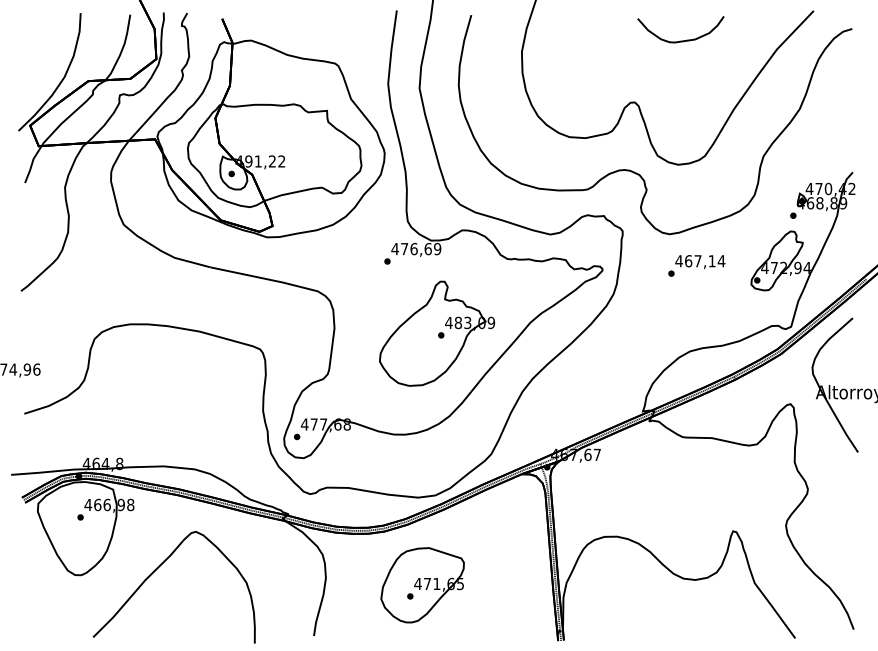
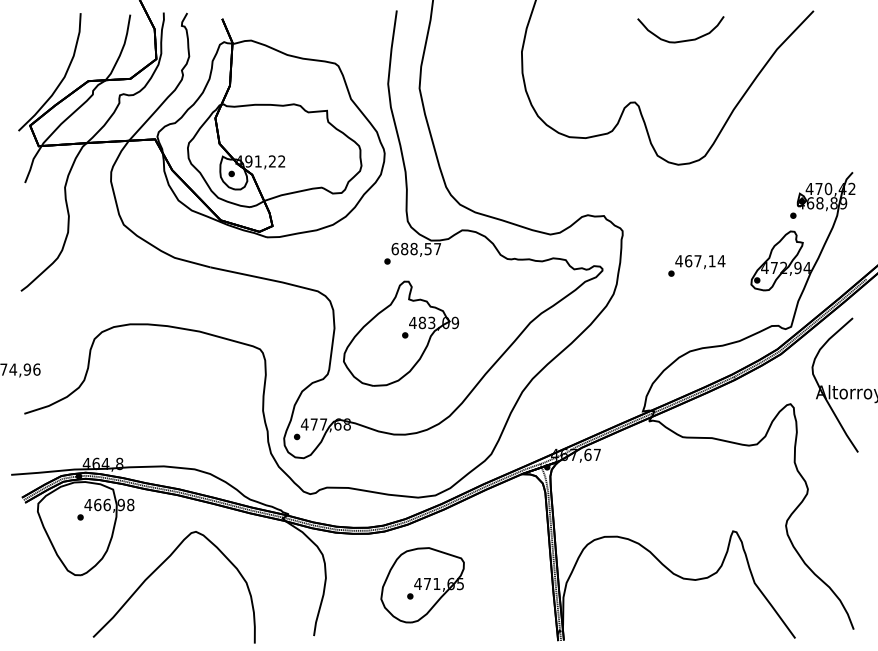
curve: present -> none (632, 170)
text: 476,69 -> 688,57 (416, 248)
part position: (436, 333) -> (400, 333) (400, 333)
